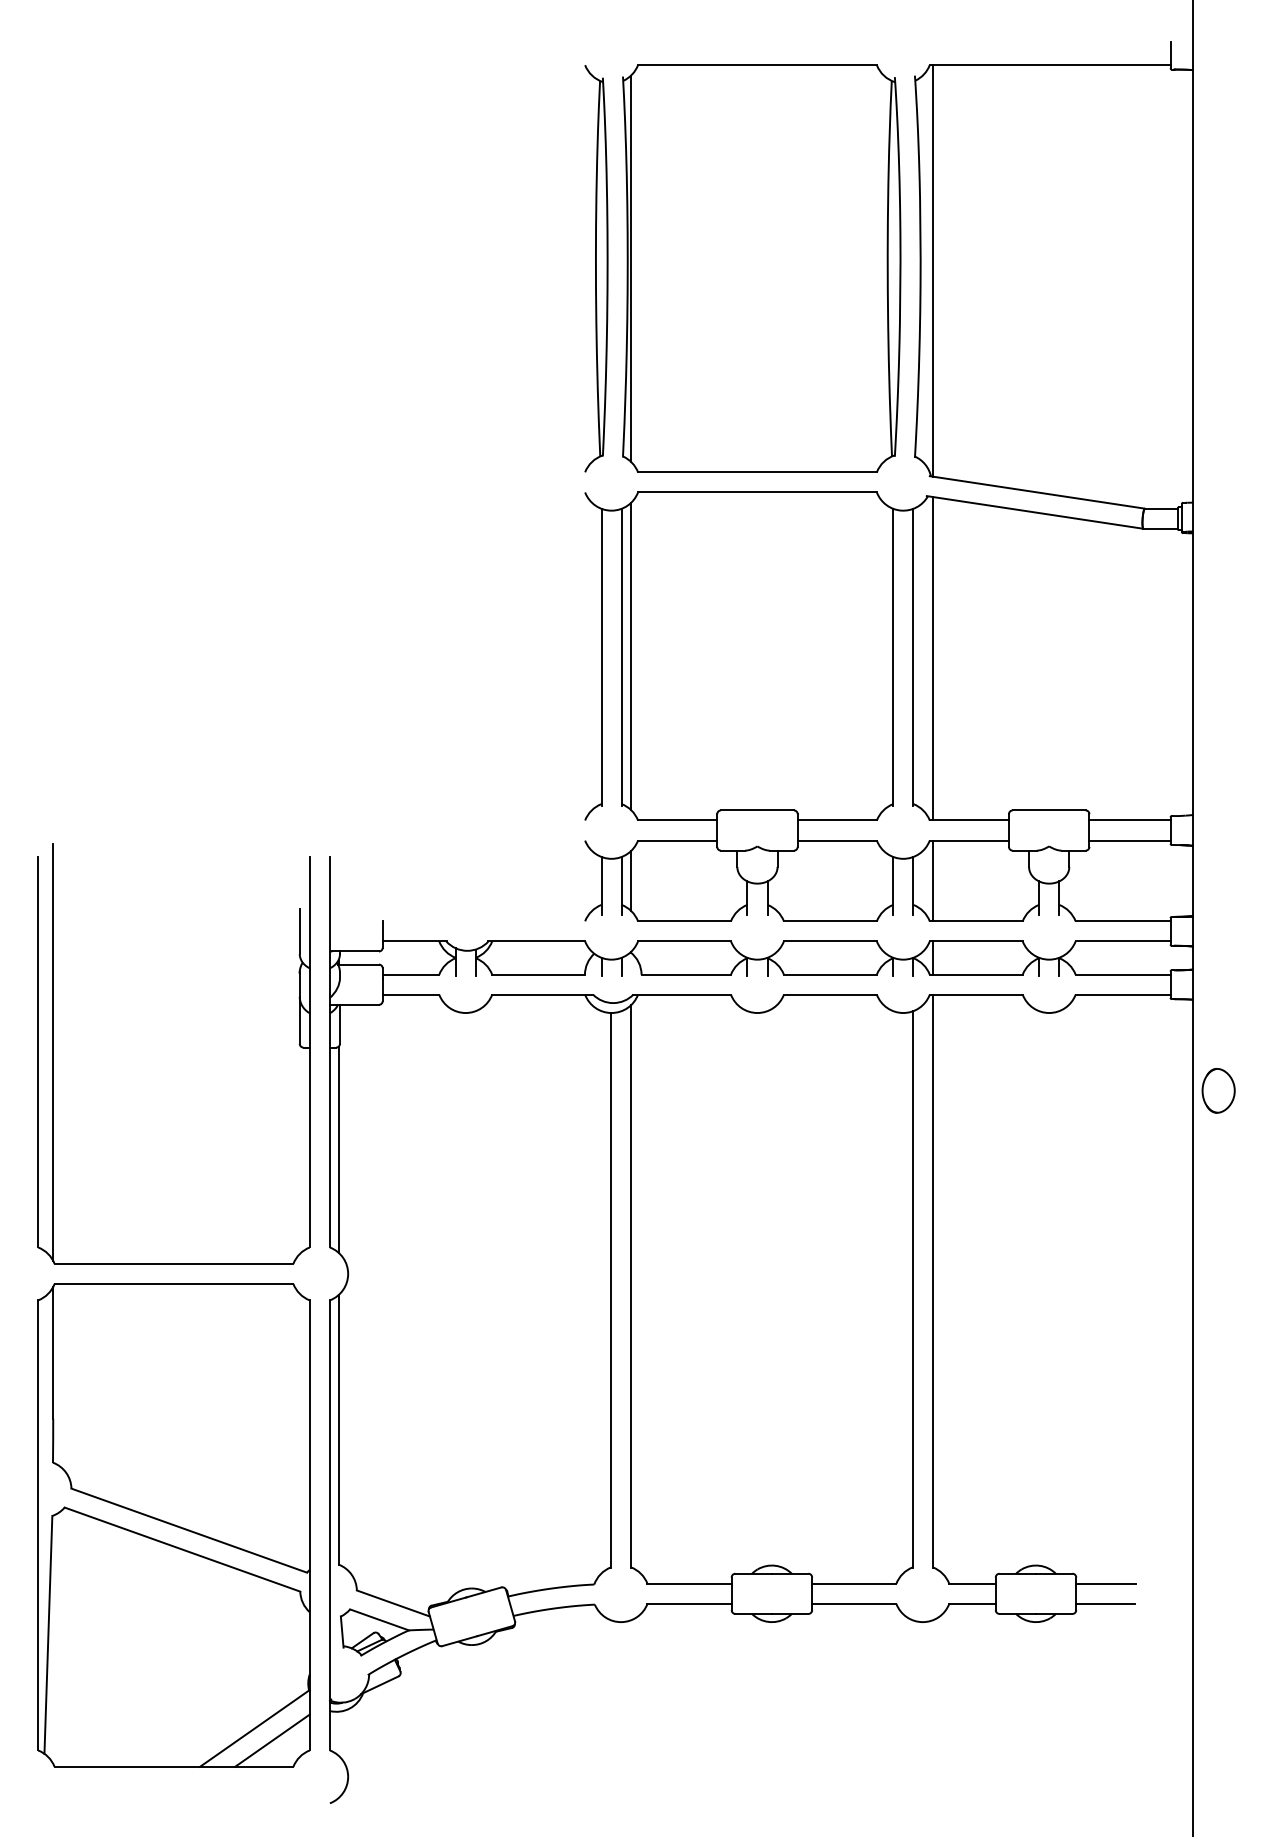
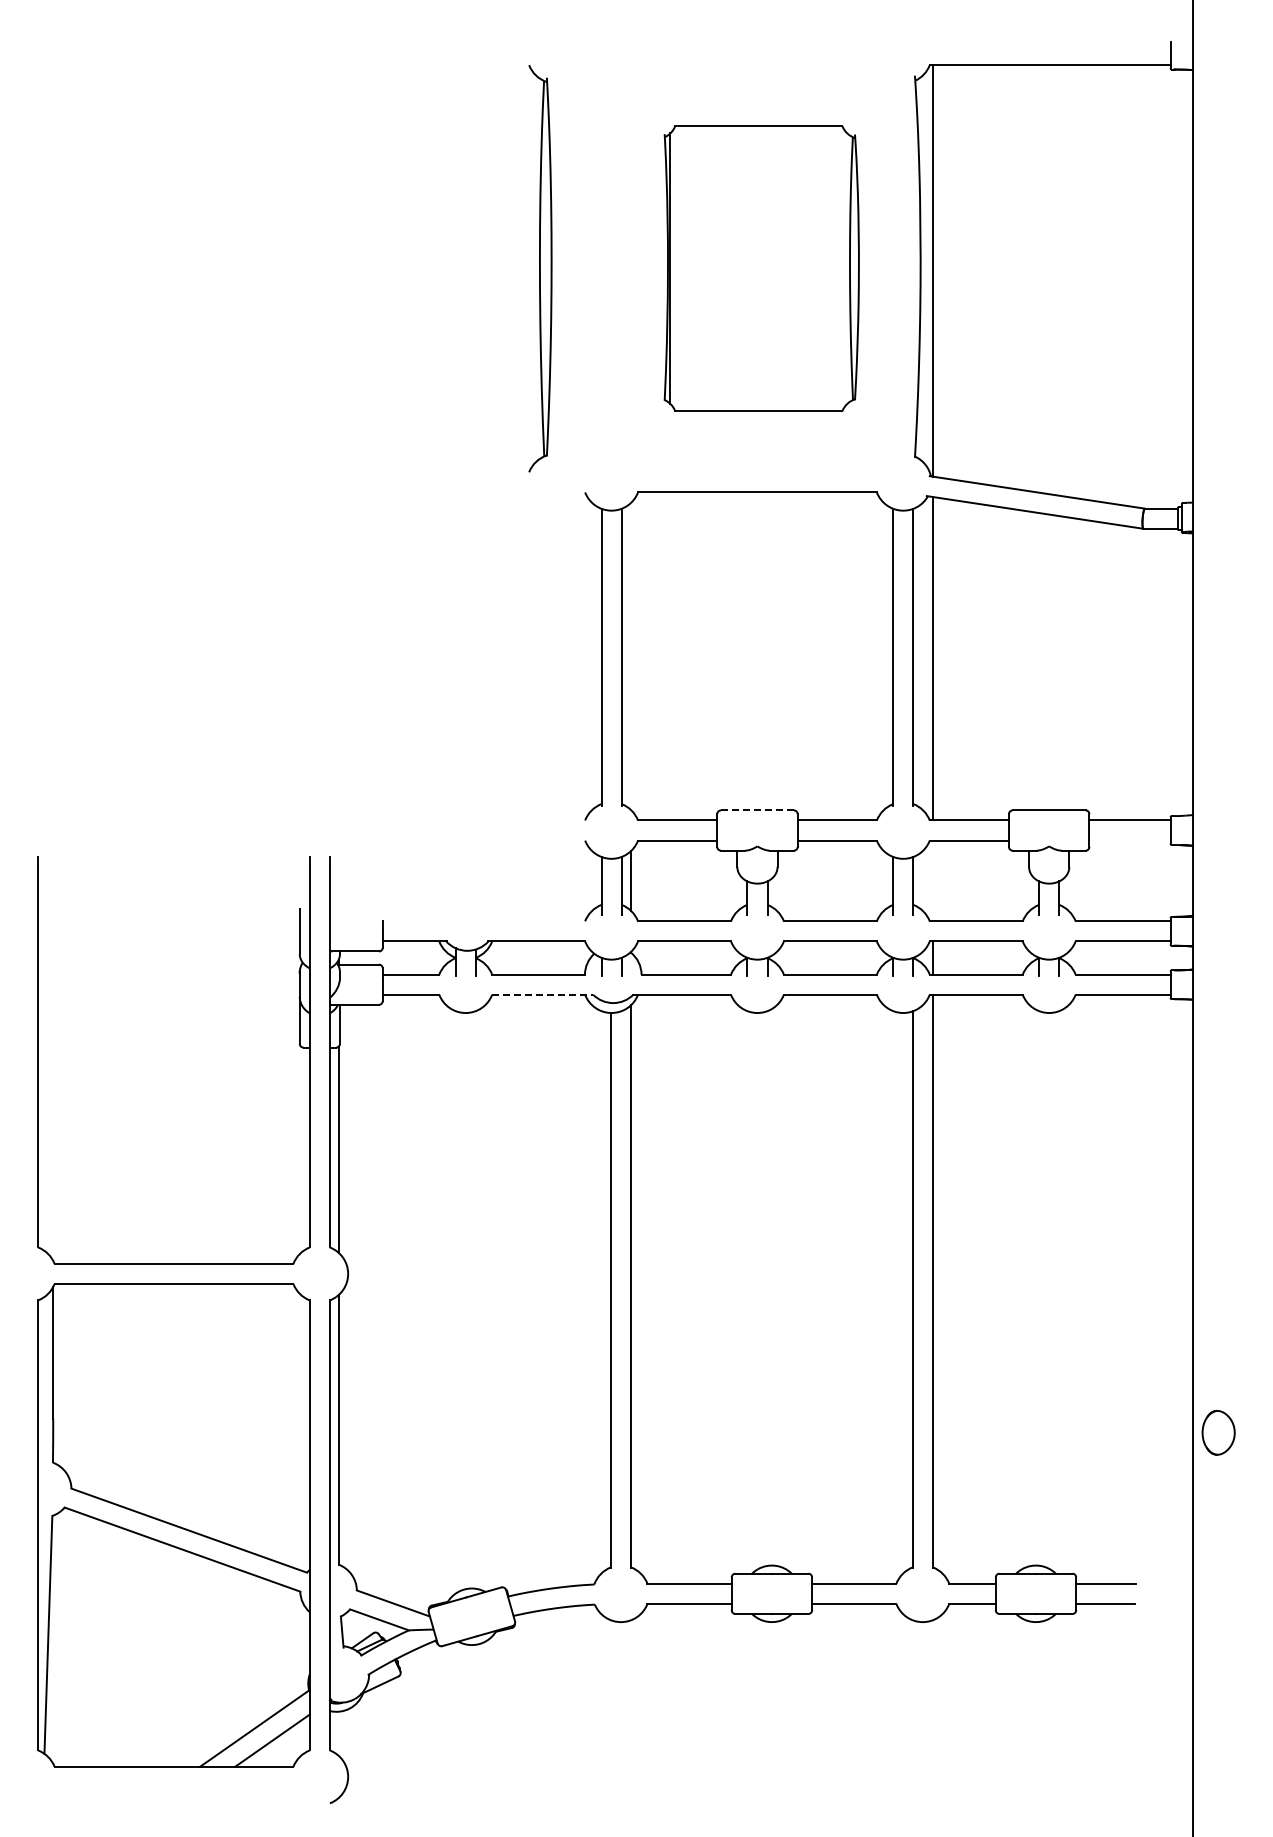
part position: (596, 268) -> (540, 268) (540, 268)
part size: 280x409 px -> 197x287 px (761, 268)
line: present -> none (631, 656)
line: solid -> dashed (756, 810)
line: present -> none (1129, 840)
line: present -> none (932, 880)
line: solid -> dashed (542, 994)
line: present -> none (53, 1051)
part position: (1218, 1090) -> (1218, 1432) (1218, 1432)
